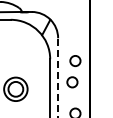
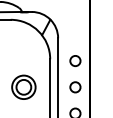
line: dashed -> solid (58, 77)
circle position: (72, 82) -> (75, 87) (75, 87)
part position: (15, 88) -> (23, 86) (23, 86)
